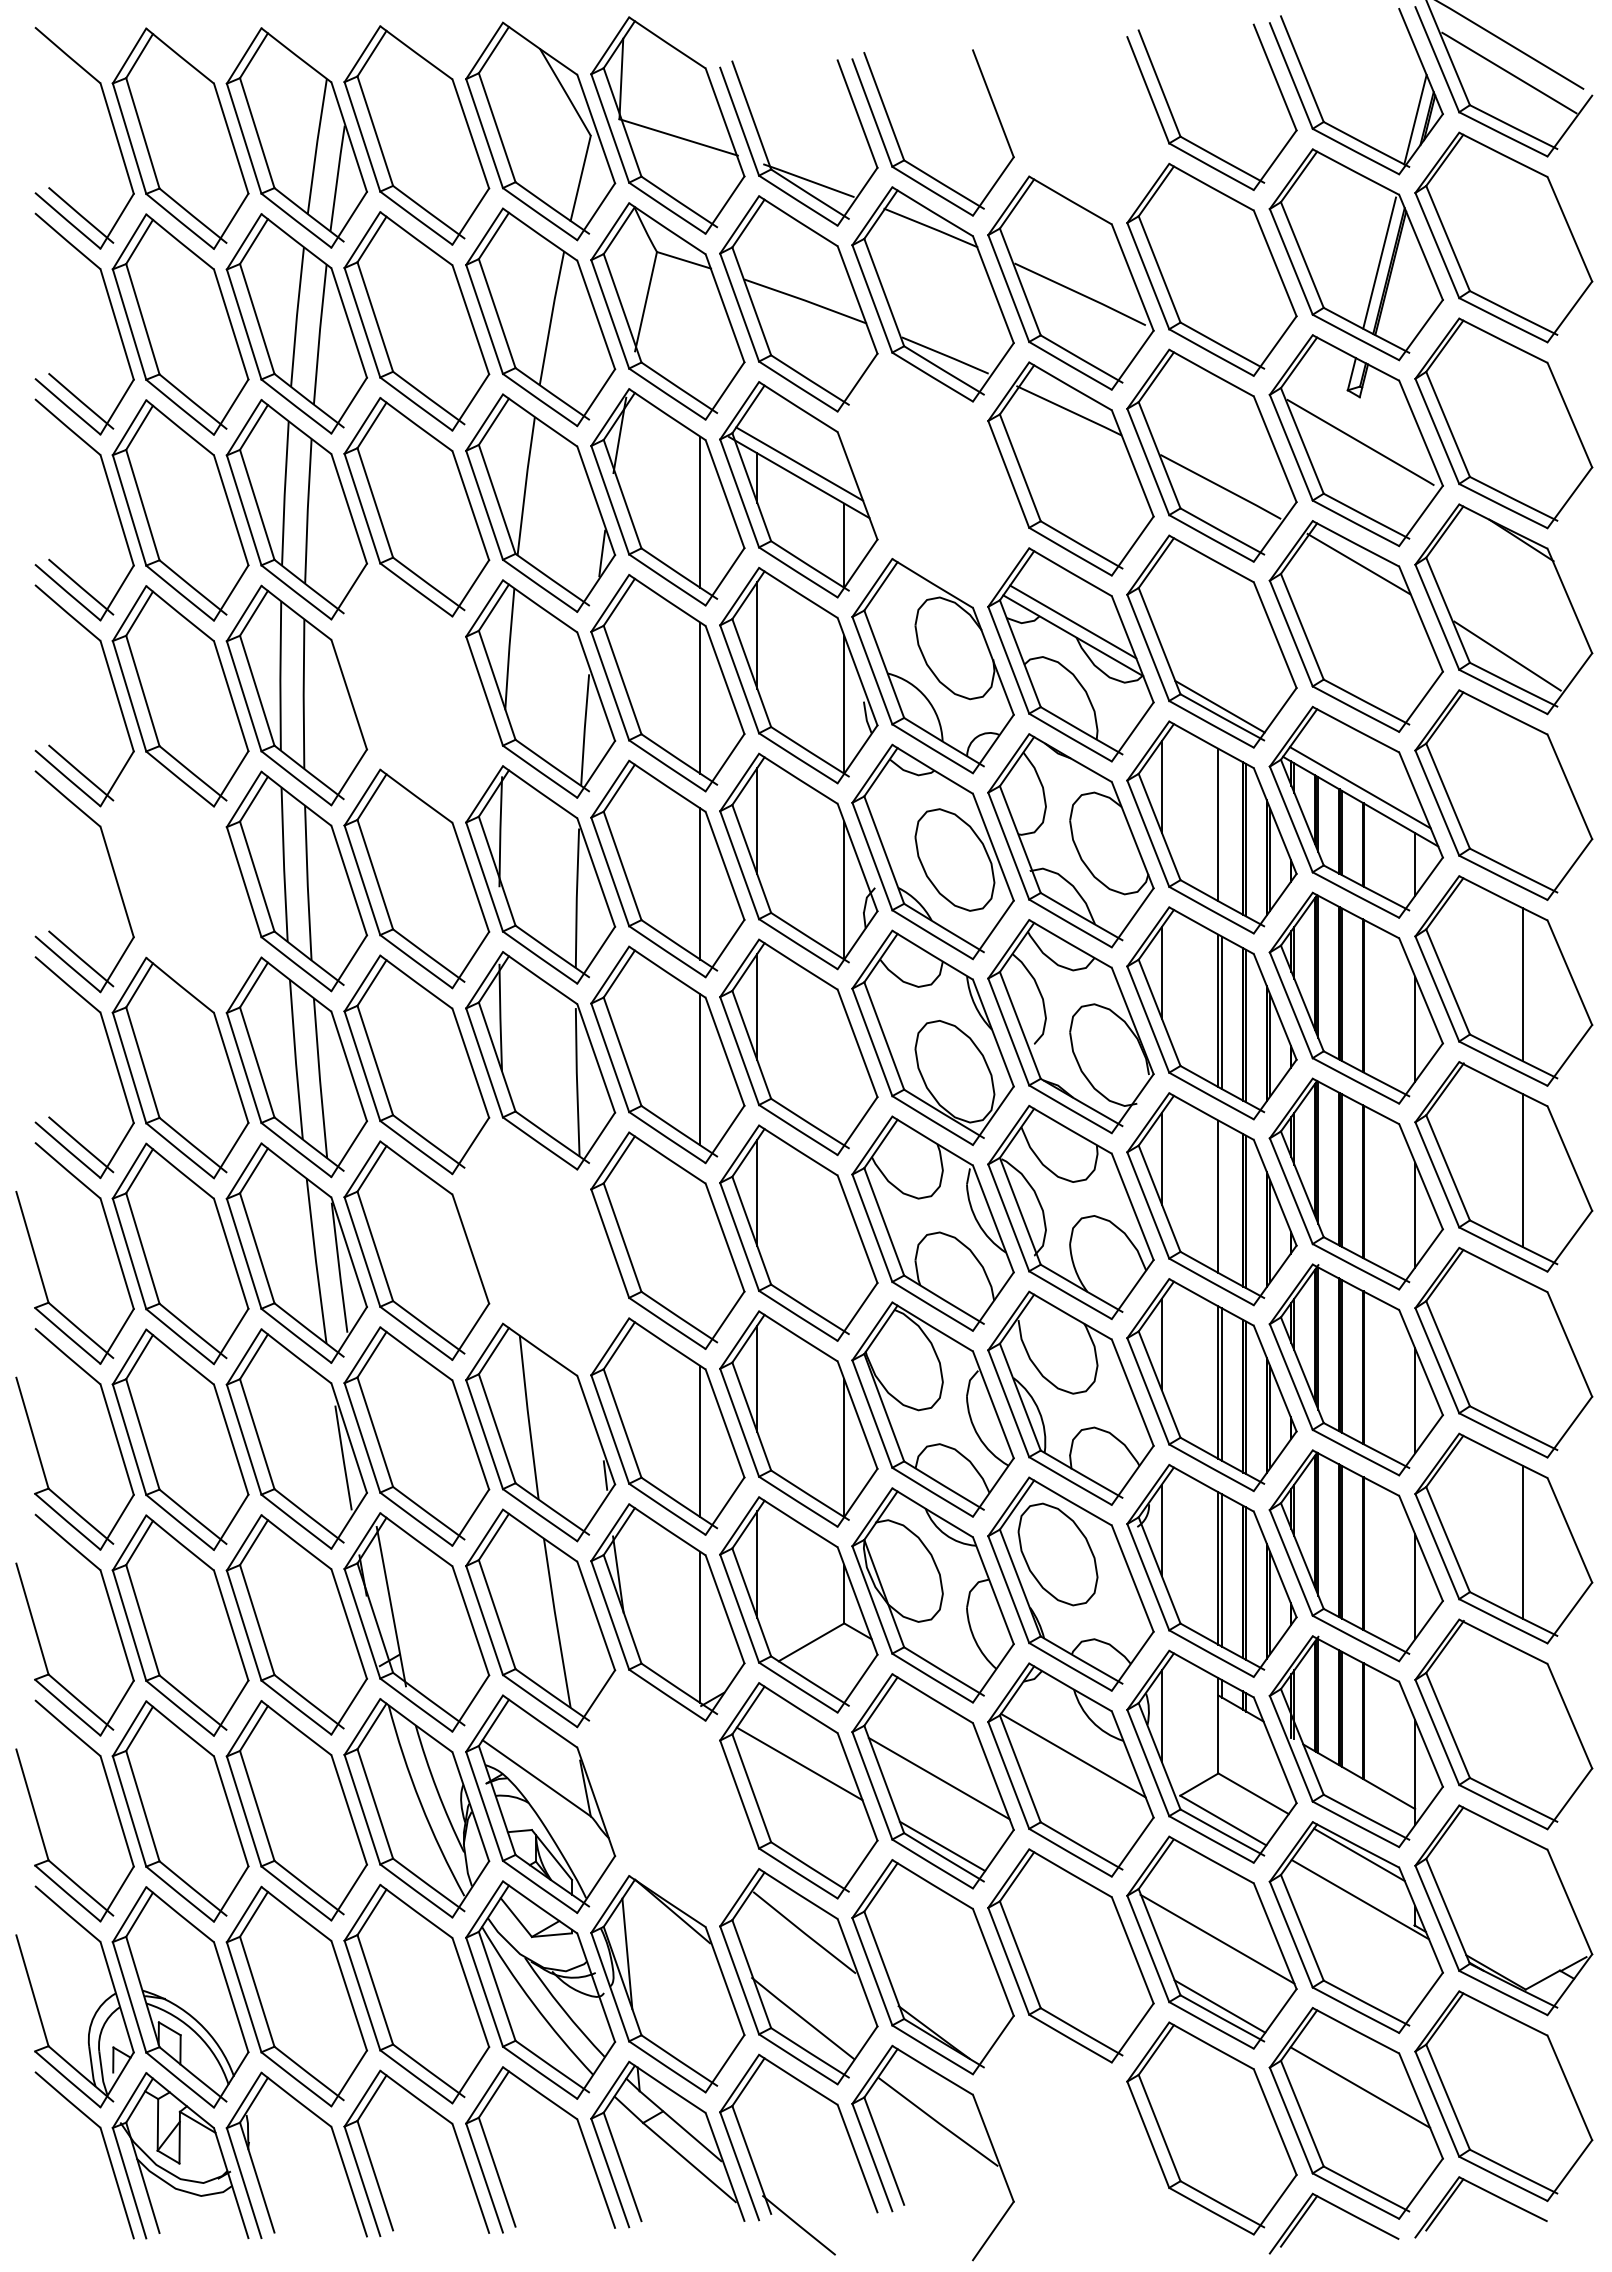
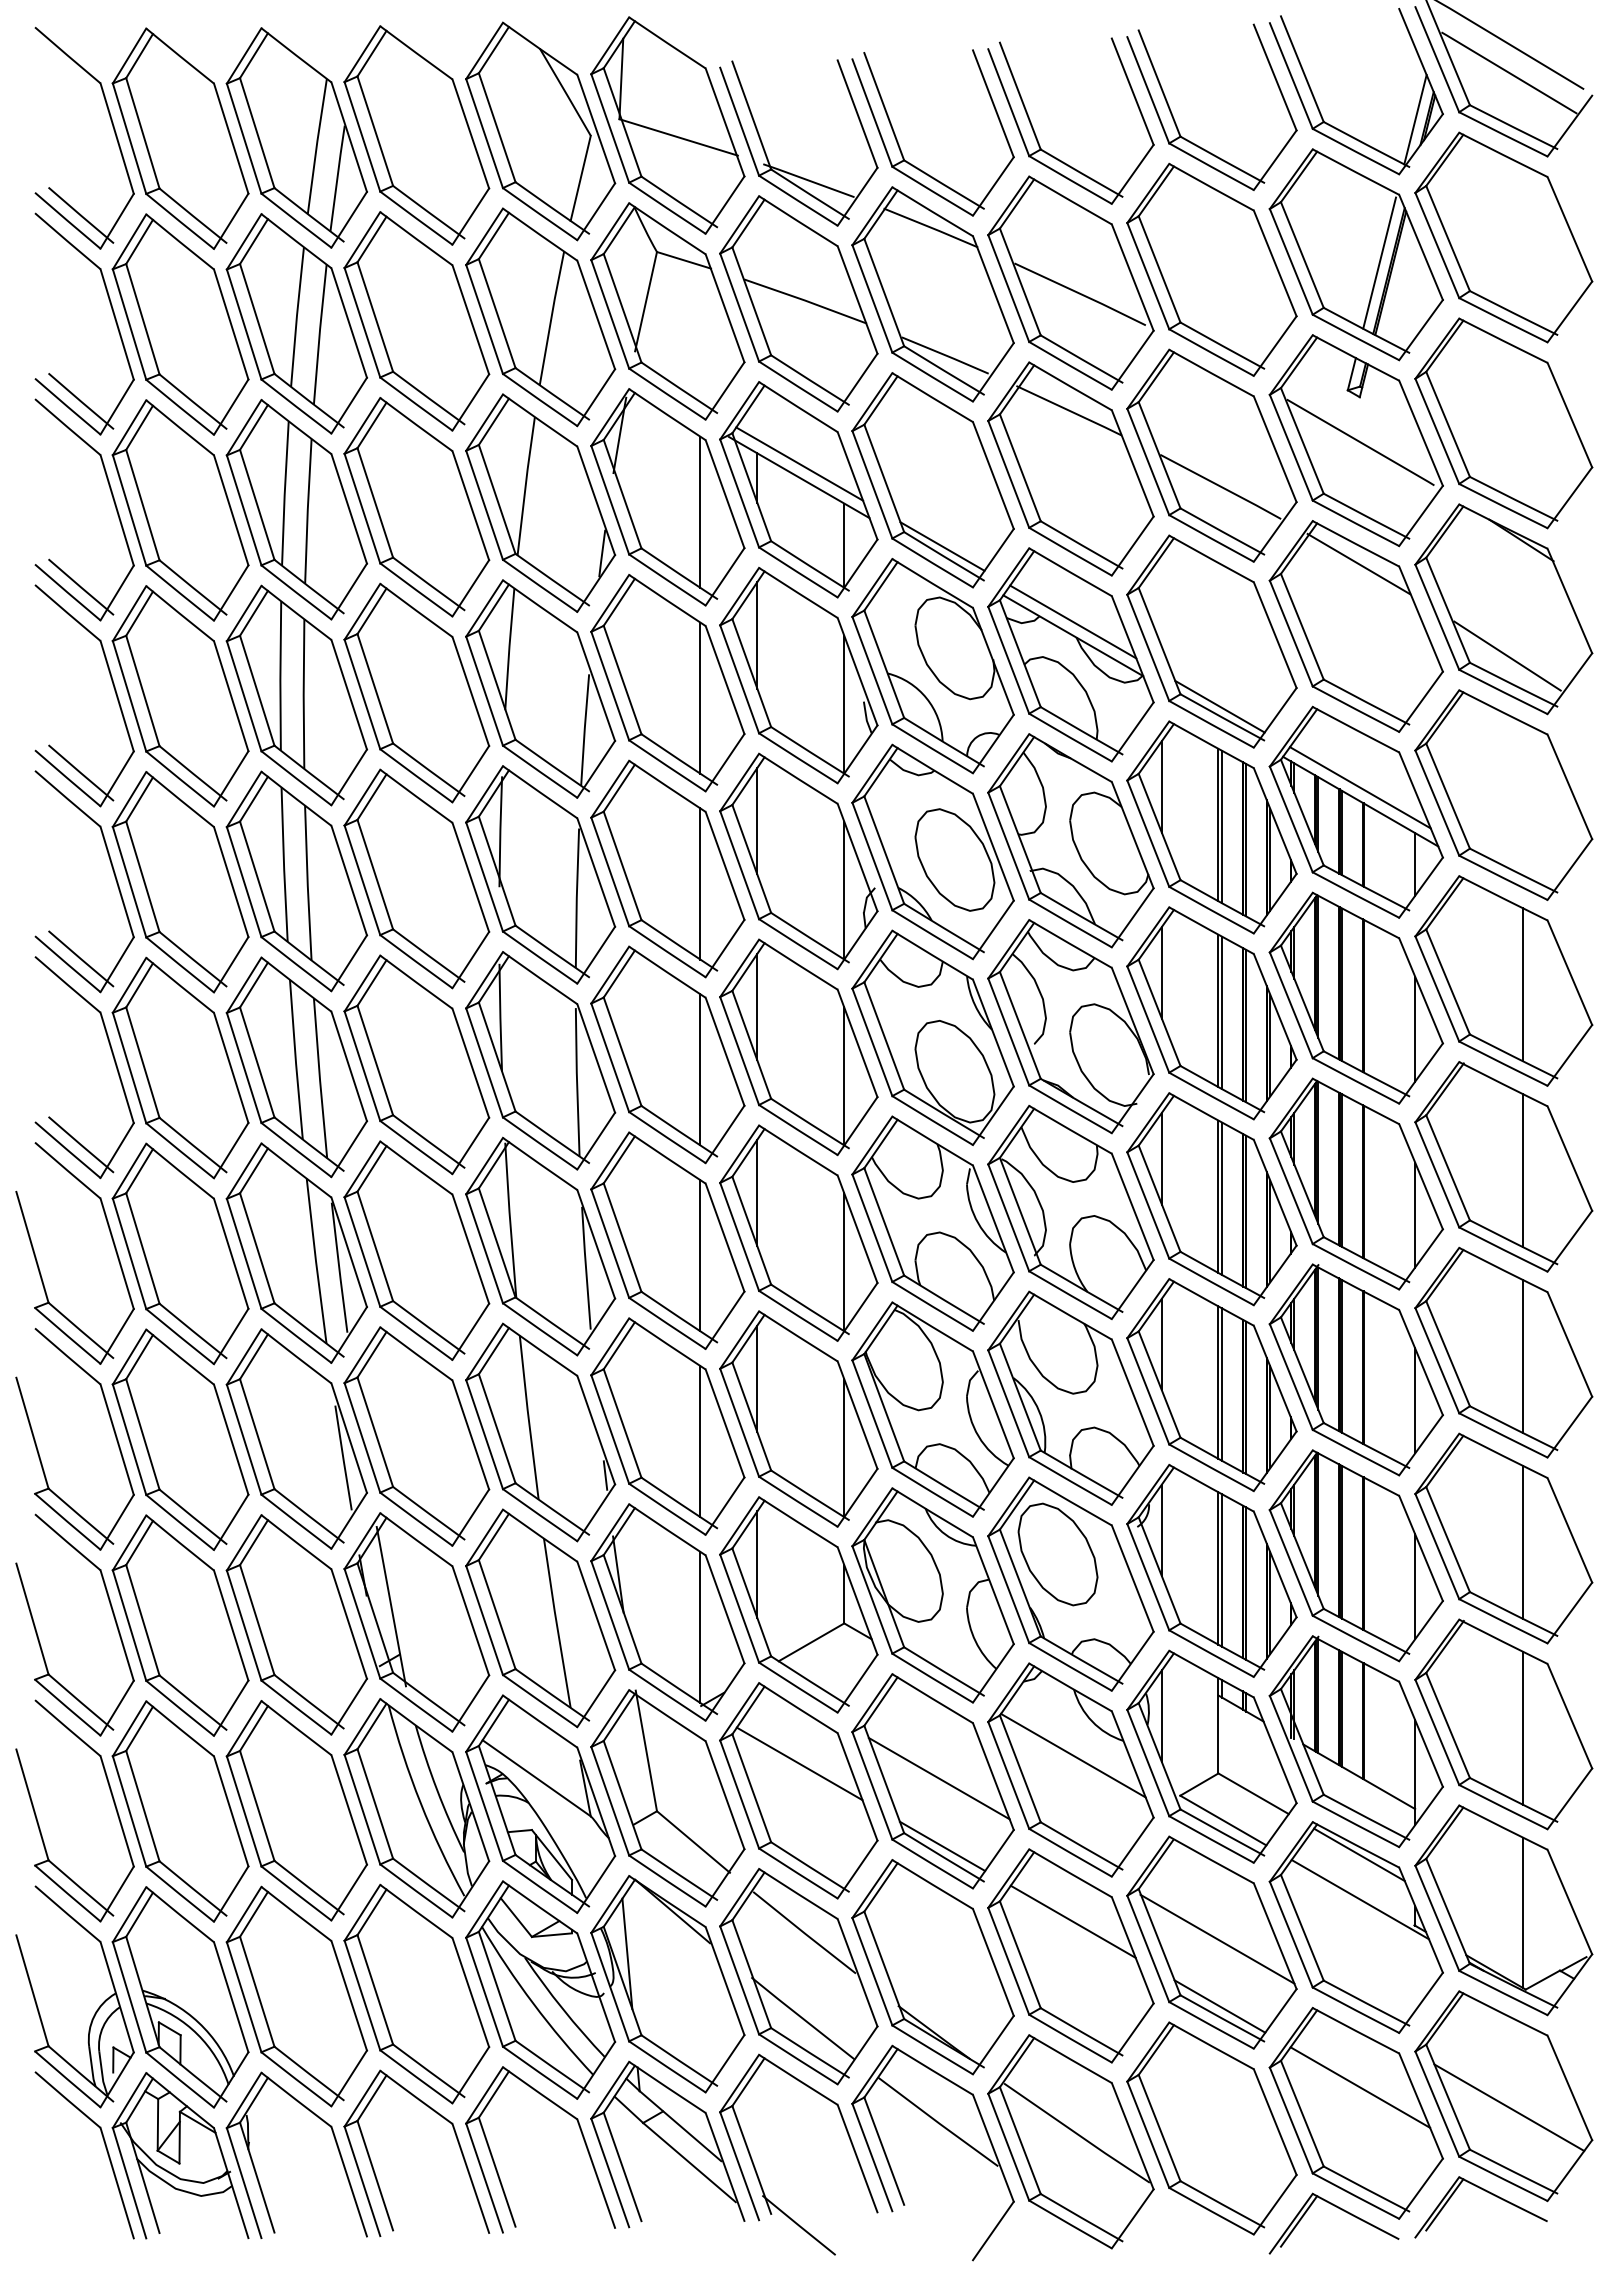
part: none -> present (1035, 132)
part: none -> present (932, 480)
part: none -> present (416, 692)
line: none -> present (1222, 826)
part: none -> present (180, 882)
line: none -> present (844, 1076)
line: none -> present (1222, 1198)
part: none -> present (540, 1246)
line: none -> present (700, 1255)
line: none -> present (844, 1262)
line: none -> present (1522, 1355)
line: none -> present (1522, 1727)
part: none -> present (667, 1798)
line: none -> present (1522, 1912)
line: none -> present (1072, 1921)
line: none -> present (1509, 2107)
part: none -> present (1070, 2141)
